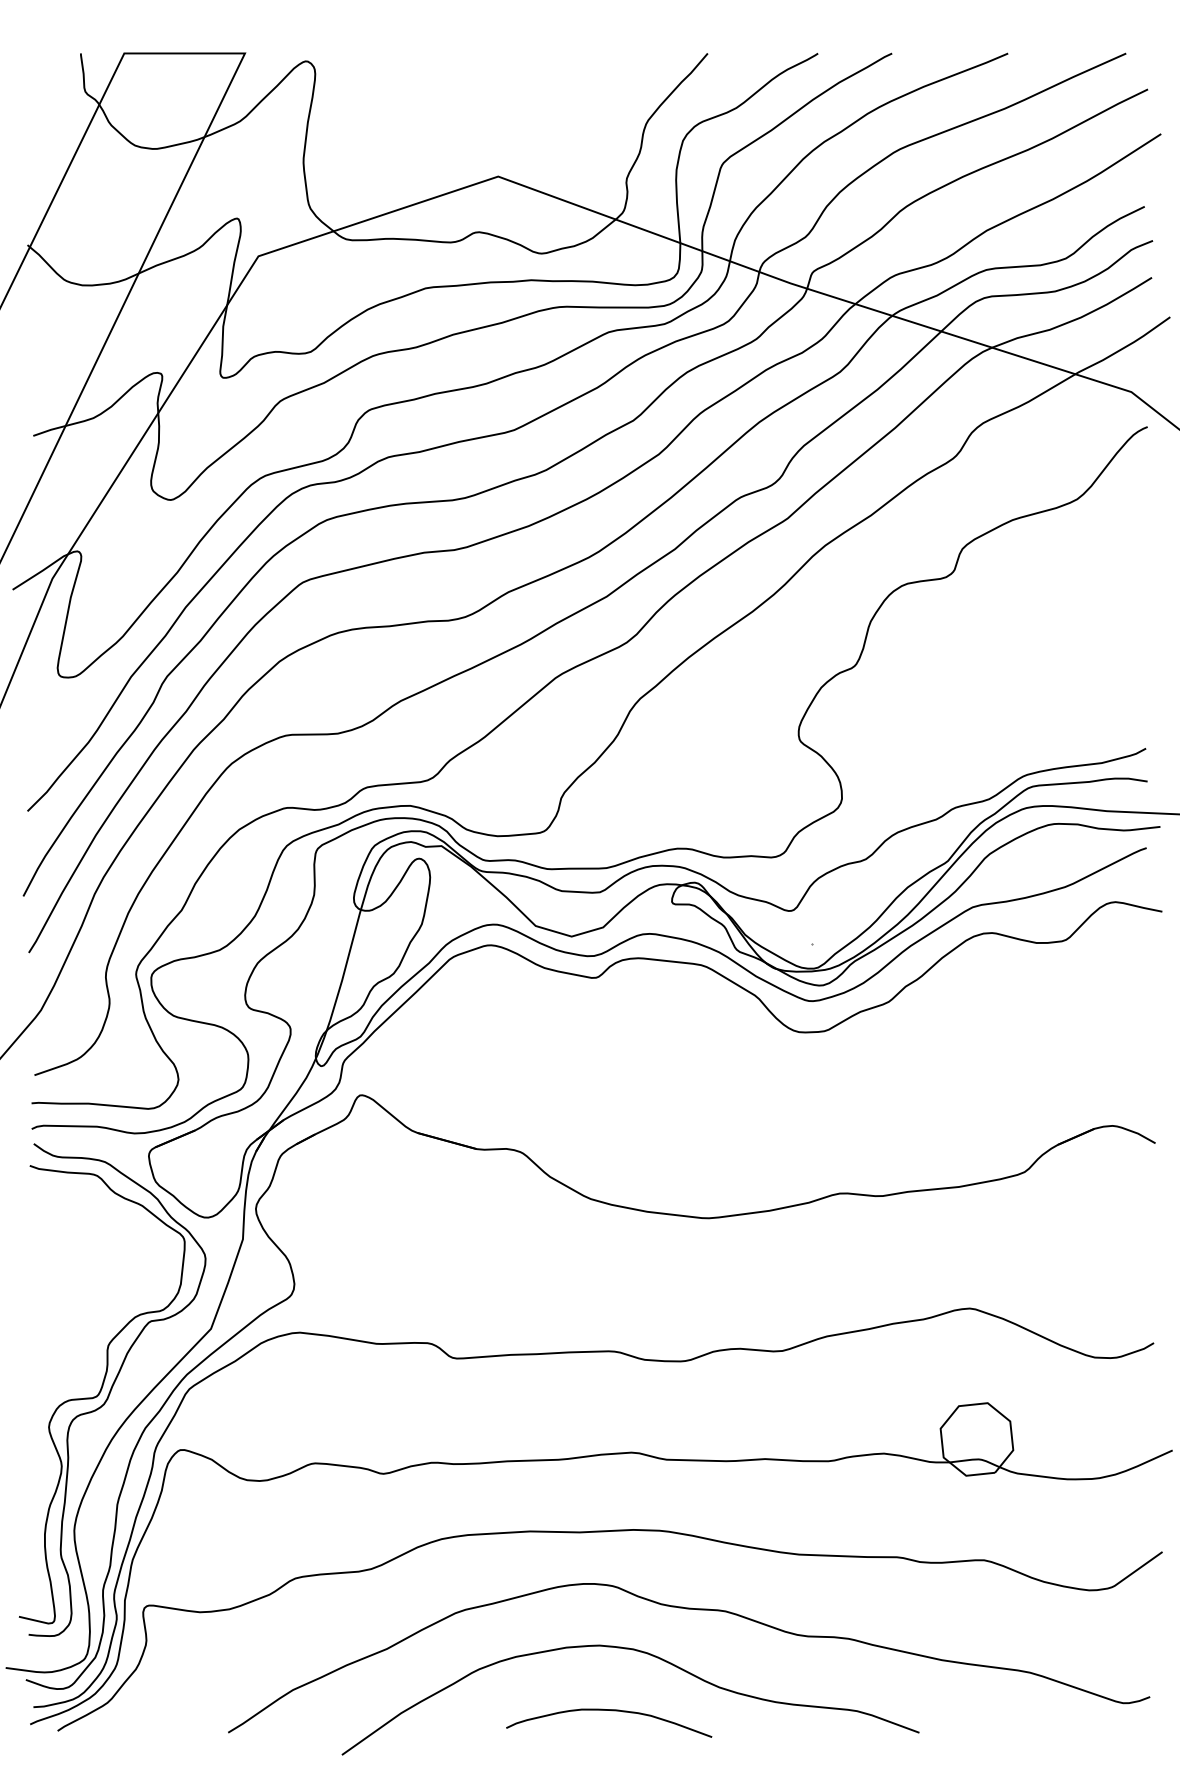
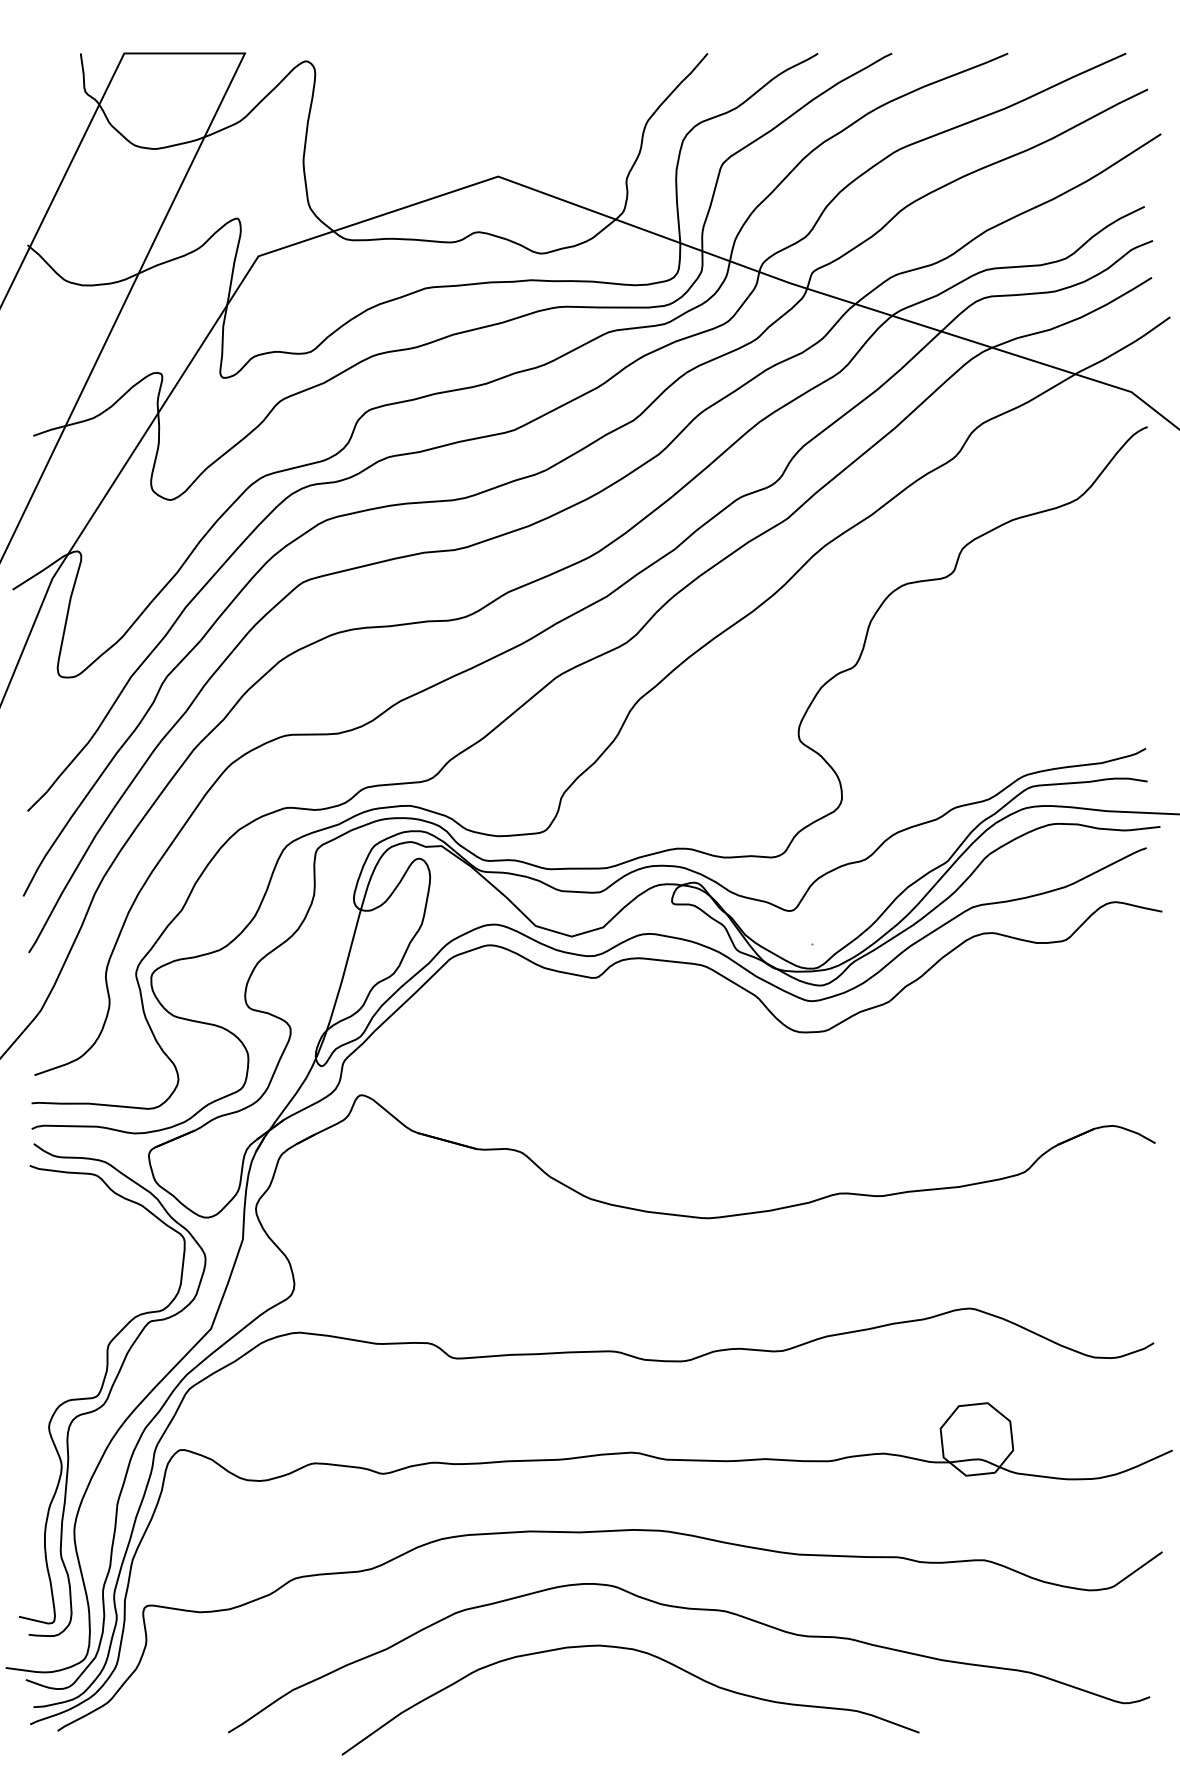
curve: present -> none (612, 1711)
